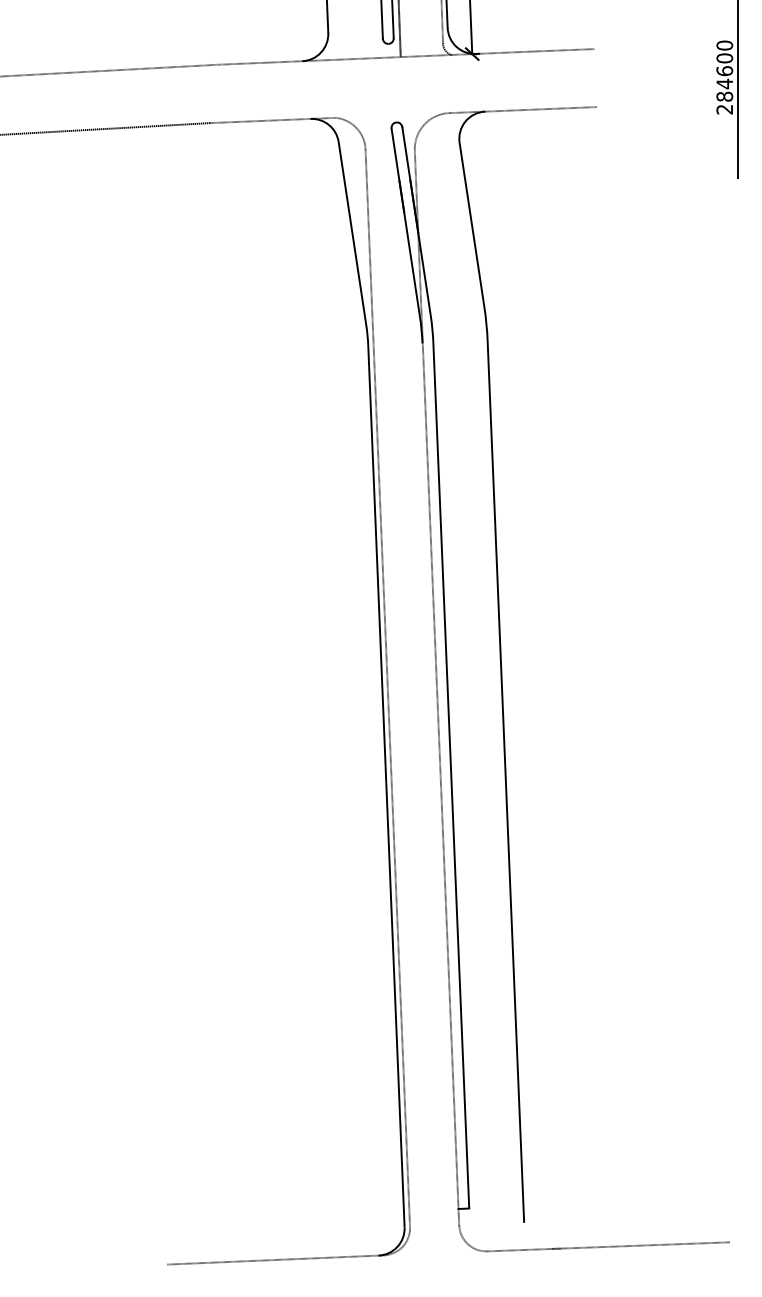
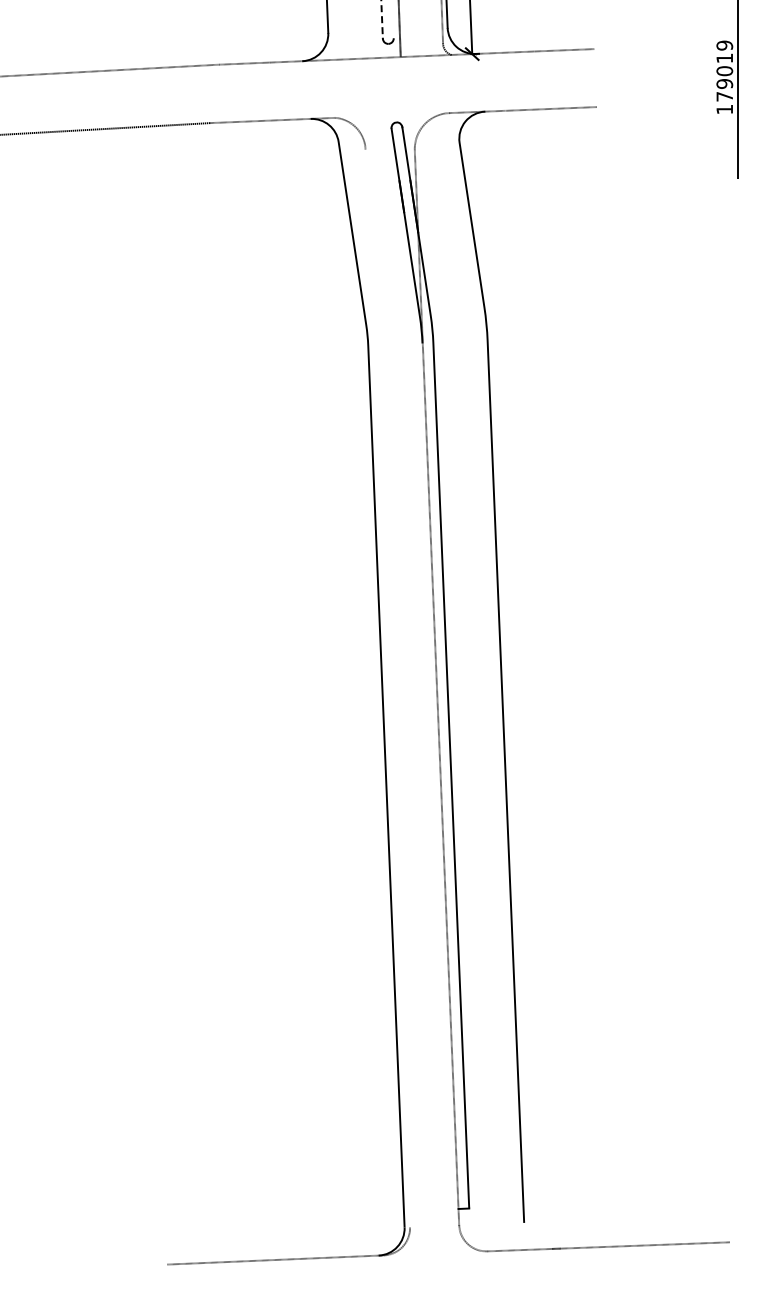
line: solid -> dashed (382, 19)
line: present -> none (392, 20)
text: 284600 -> 179019 (724, 77)
line: present -> none (387, 688)
